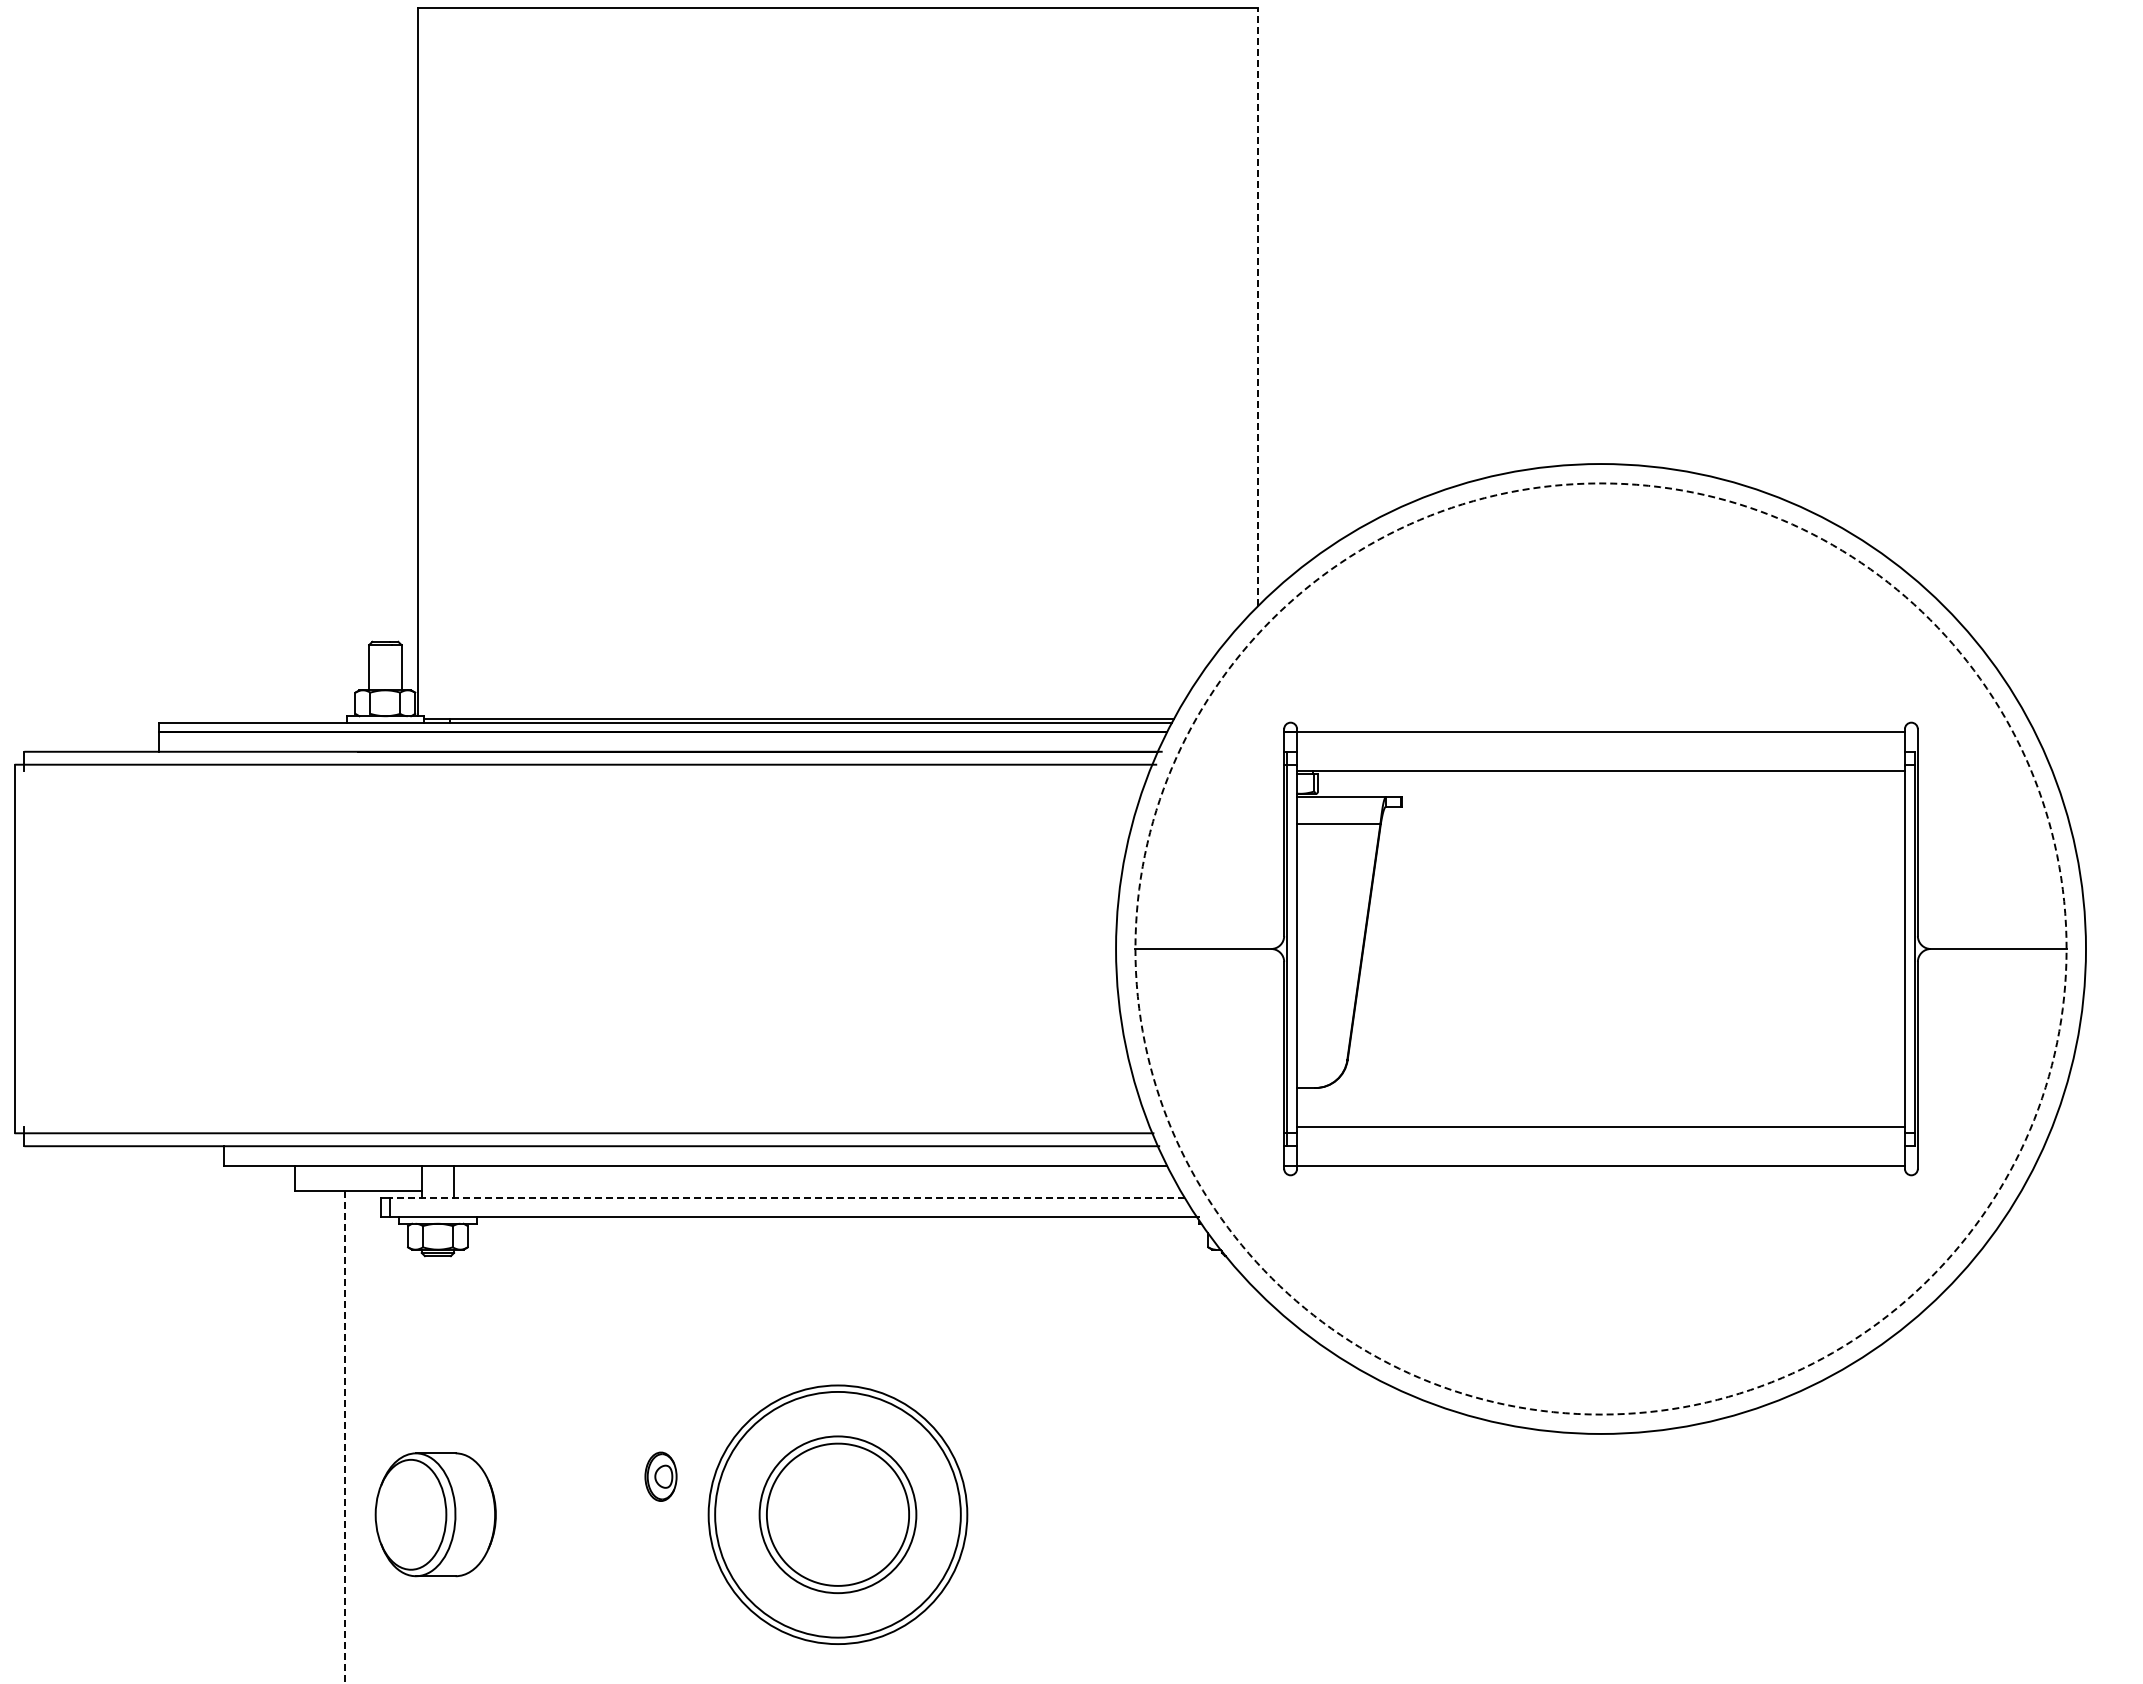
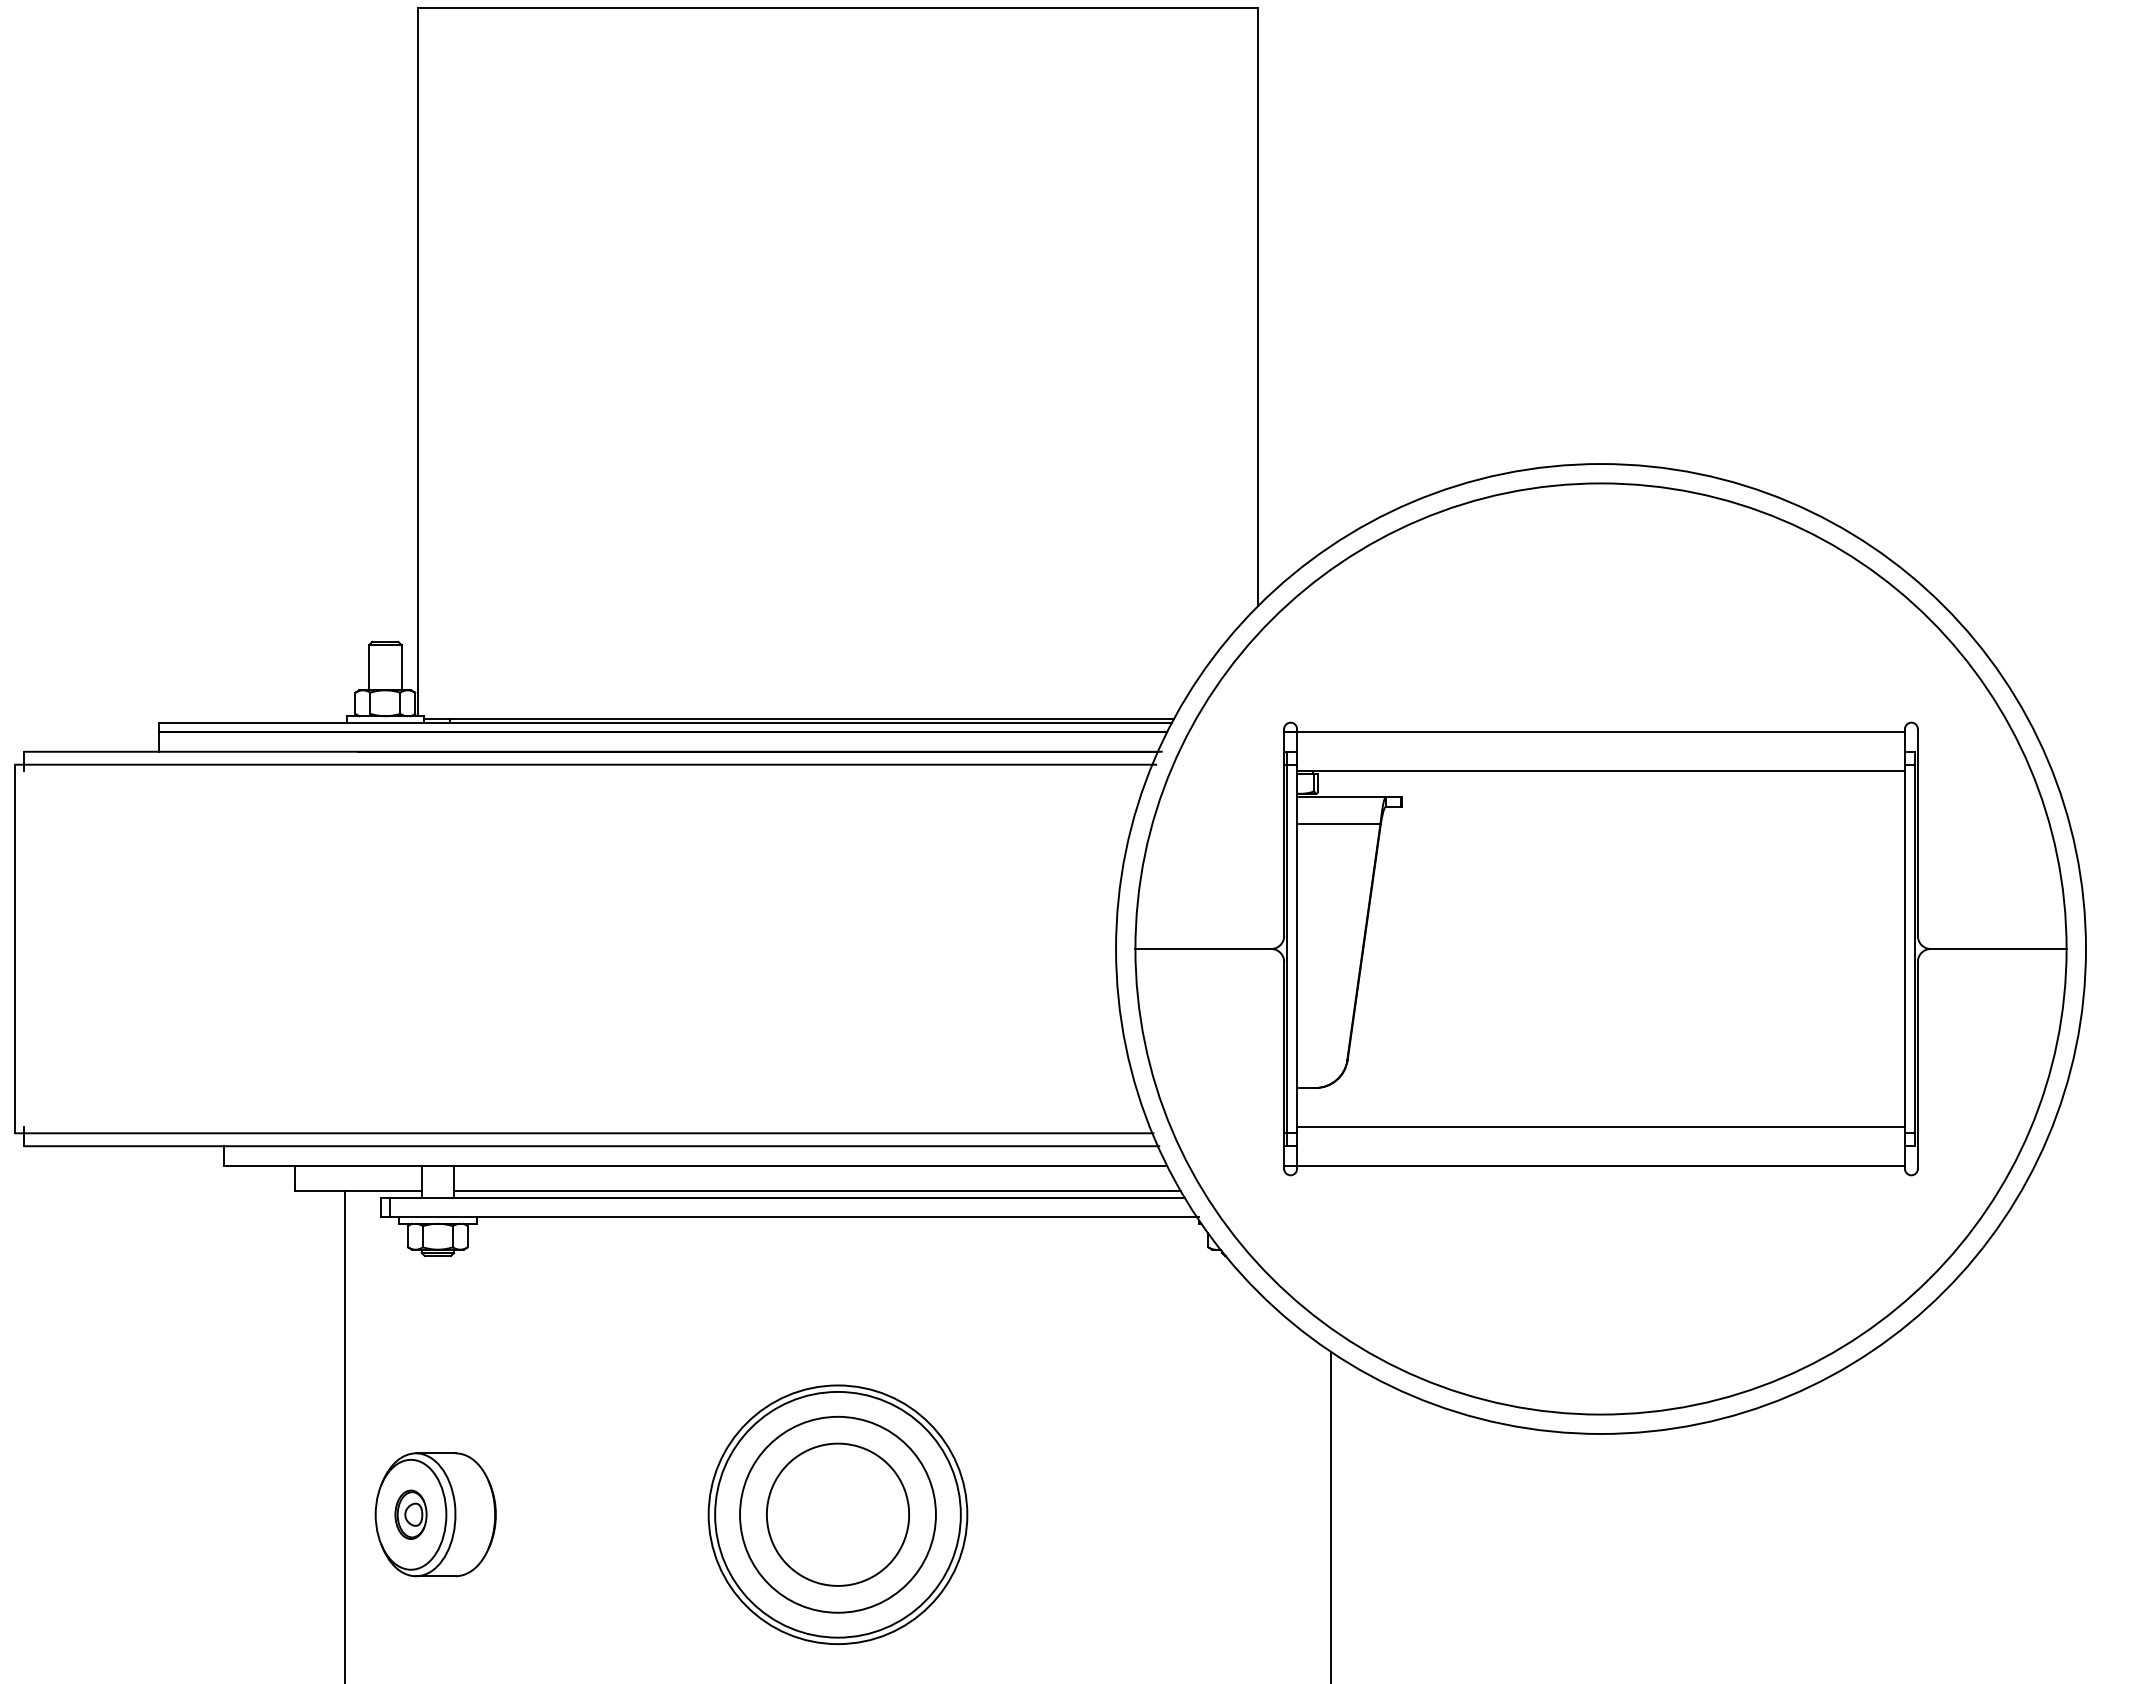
line: dashed -> solid (1258, 306)
circle: dashed -> solid (1600, 948)
line: none -> present (817, 1191)
line: dashed -> solid (787, 1197)
line: dashed -> solid (345, 1437)
part position: (660, 1476) -> (410, 1514) (410, 1514)
circle diameter: 157 px -> 196 px (837, 1514)
line: none -> present (1330, 1515)
